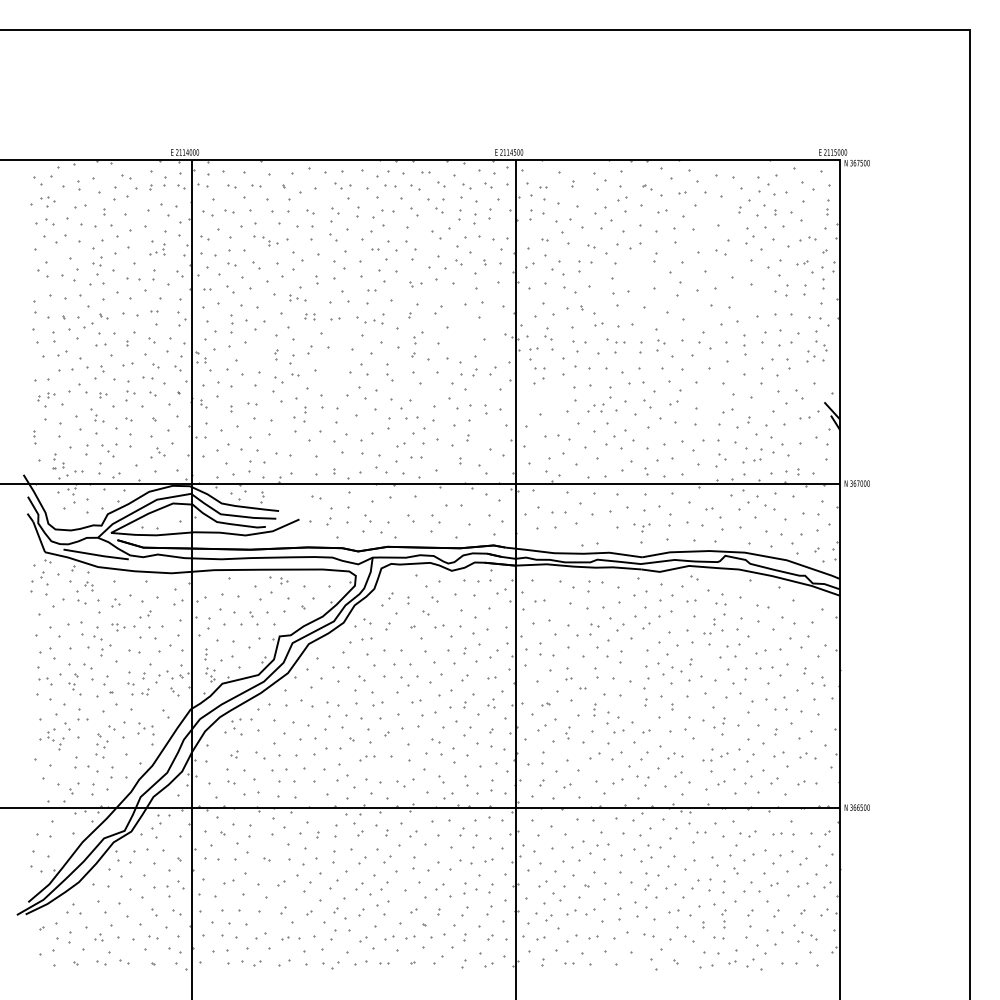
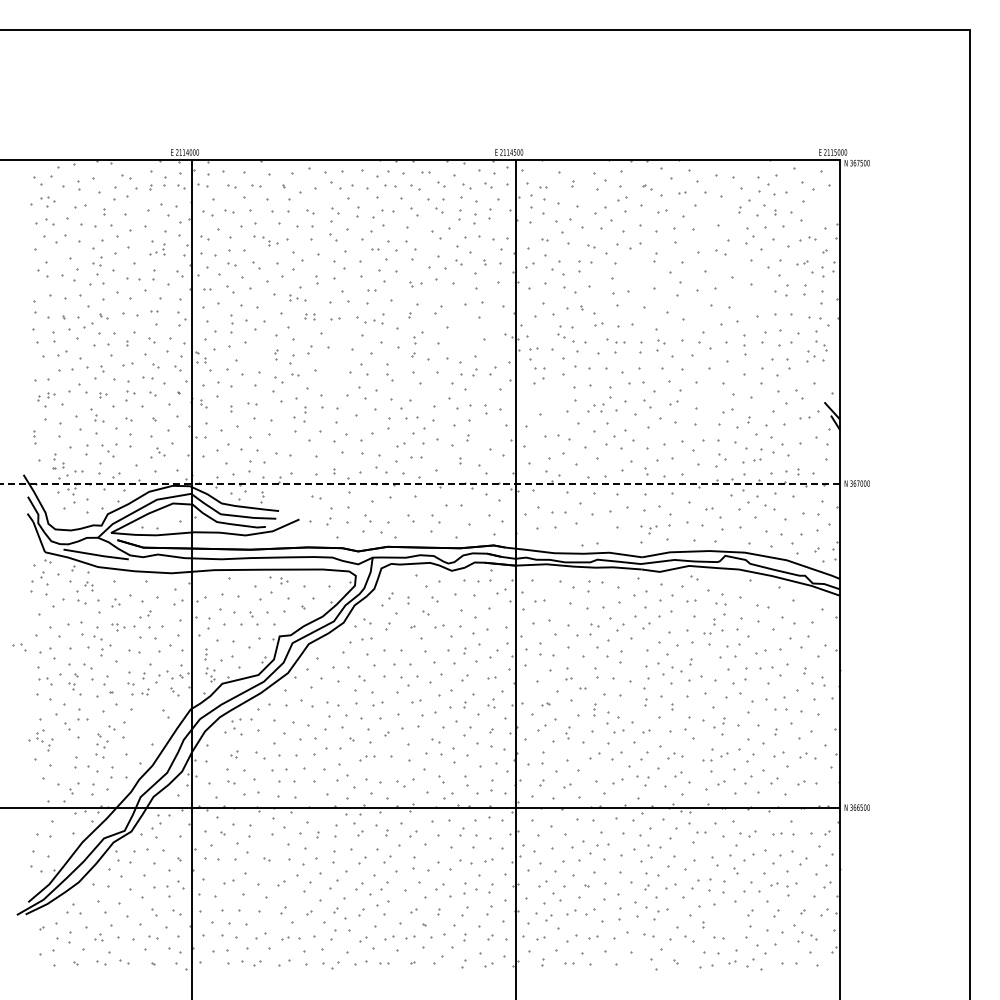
part size: 18x8 px -> 24x9 px (341, 185)
part: present -> none (827, 207)
part size: 4x12 px -> 4x18 px (530, 214)
part size: 3x12 px -> 4x18 px (822, 283)
part position: (548, 333) -> (561, 331) (561, 331)
part size: 12x4 px -> 17x4 px (101, 344)
line: solid -> dashed (420, 483)
part position: (641, 527) -> (648, 529) (648, 529)
part: none -> present (19, 647)
part: present -> none (145, 728)
part position: (51, 739) -> (40, 740) (40, 740)
part position: (802, 884) -> (791, 884) (791, 884)
part position: (673, 911) -> (662, 910) (662, 910)
part: present -> none (723, 918)
